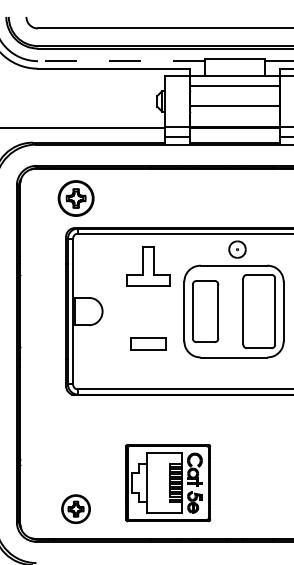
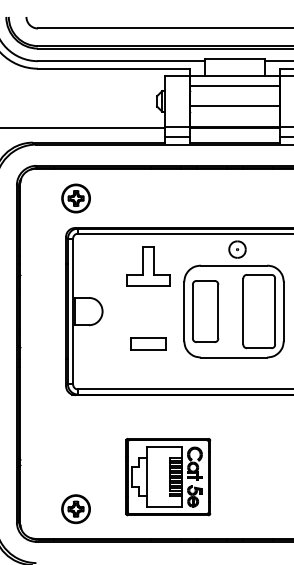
line: dashed -> solid (120, 61)
part size: 38x37 px -> 30x31 px (75, 198)
part position: (168, 483) -> (168, 477) (168, 477)
